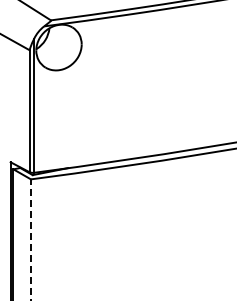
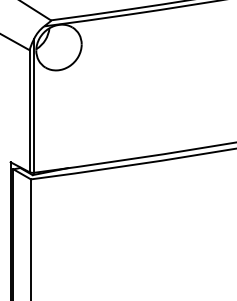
line: dashed -> solid (30, 239)
